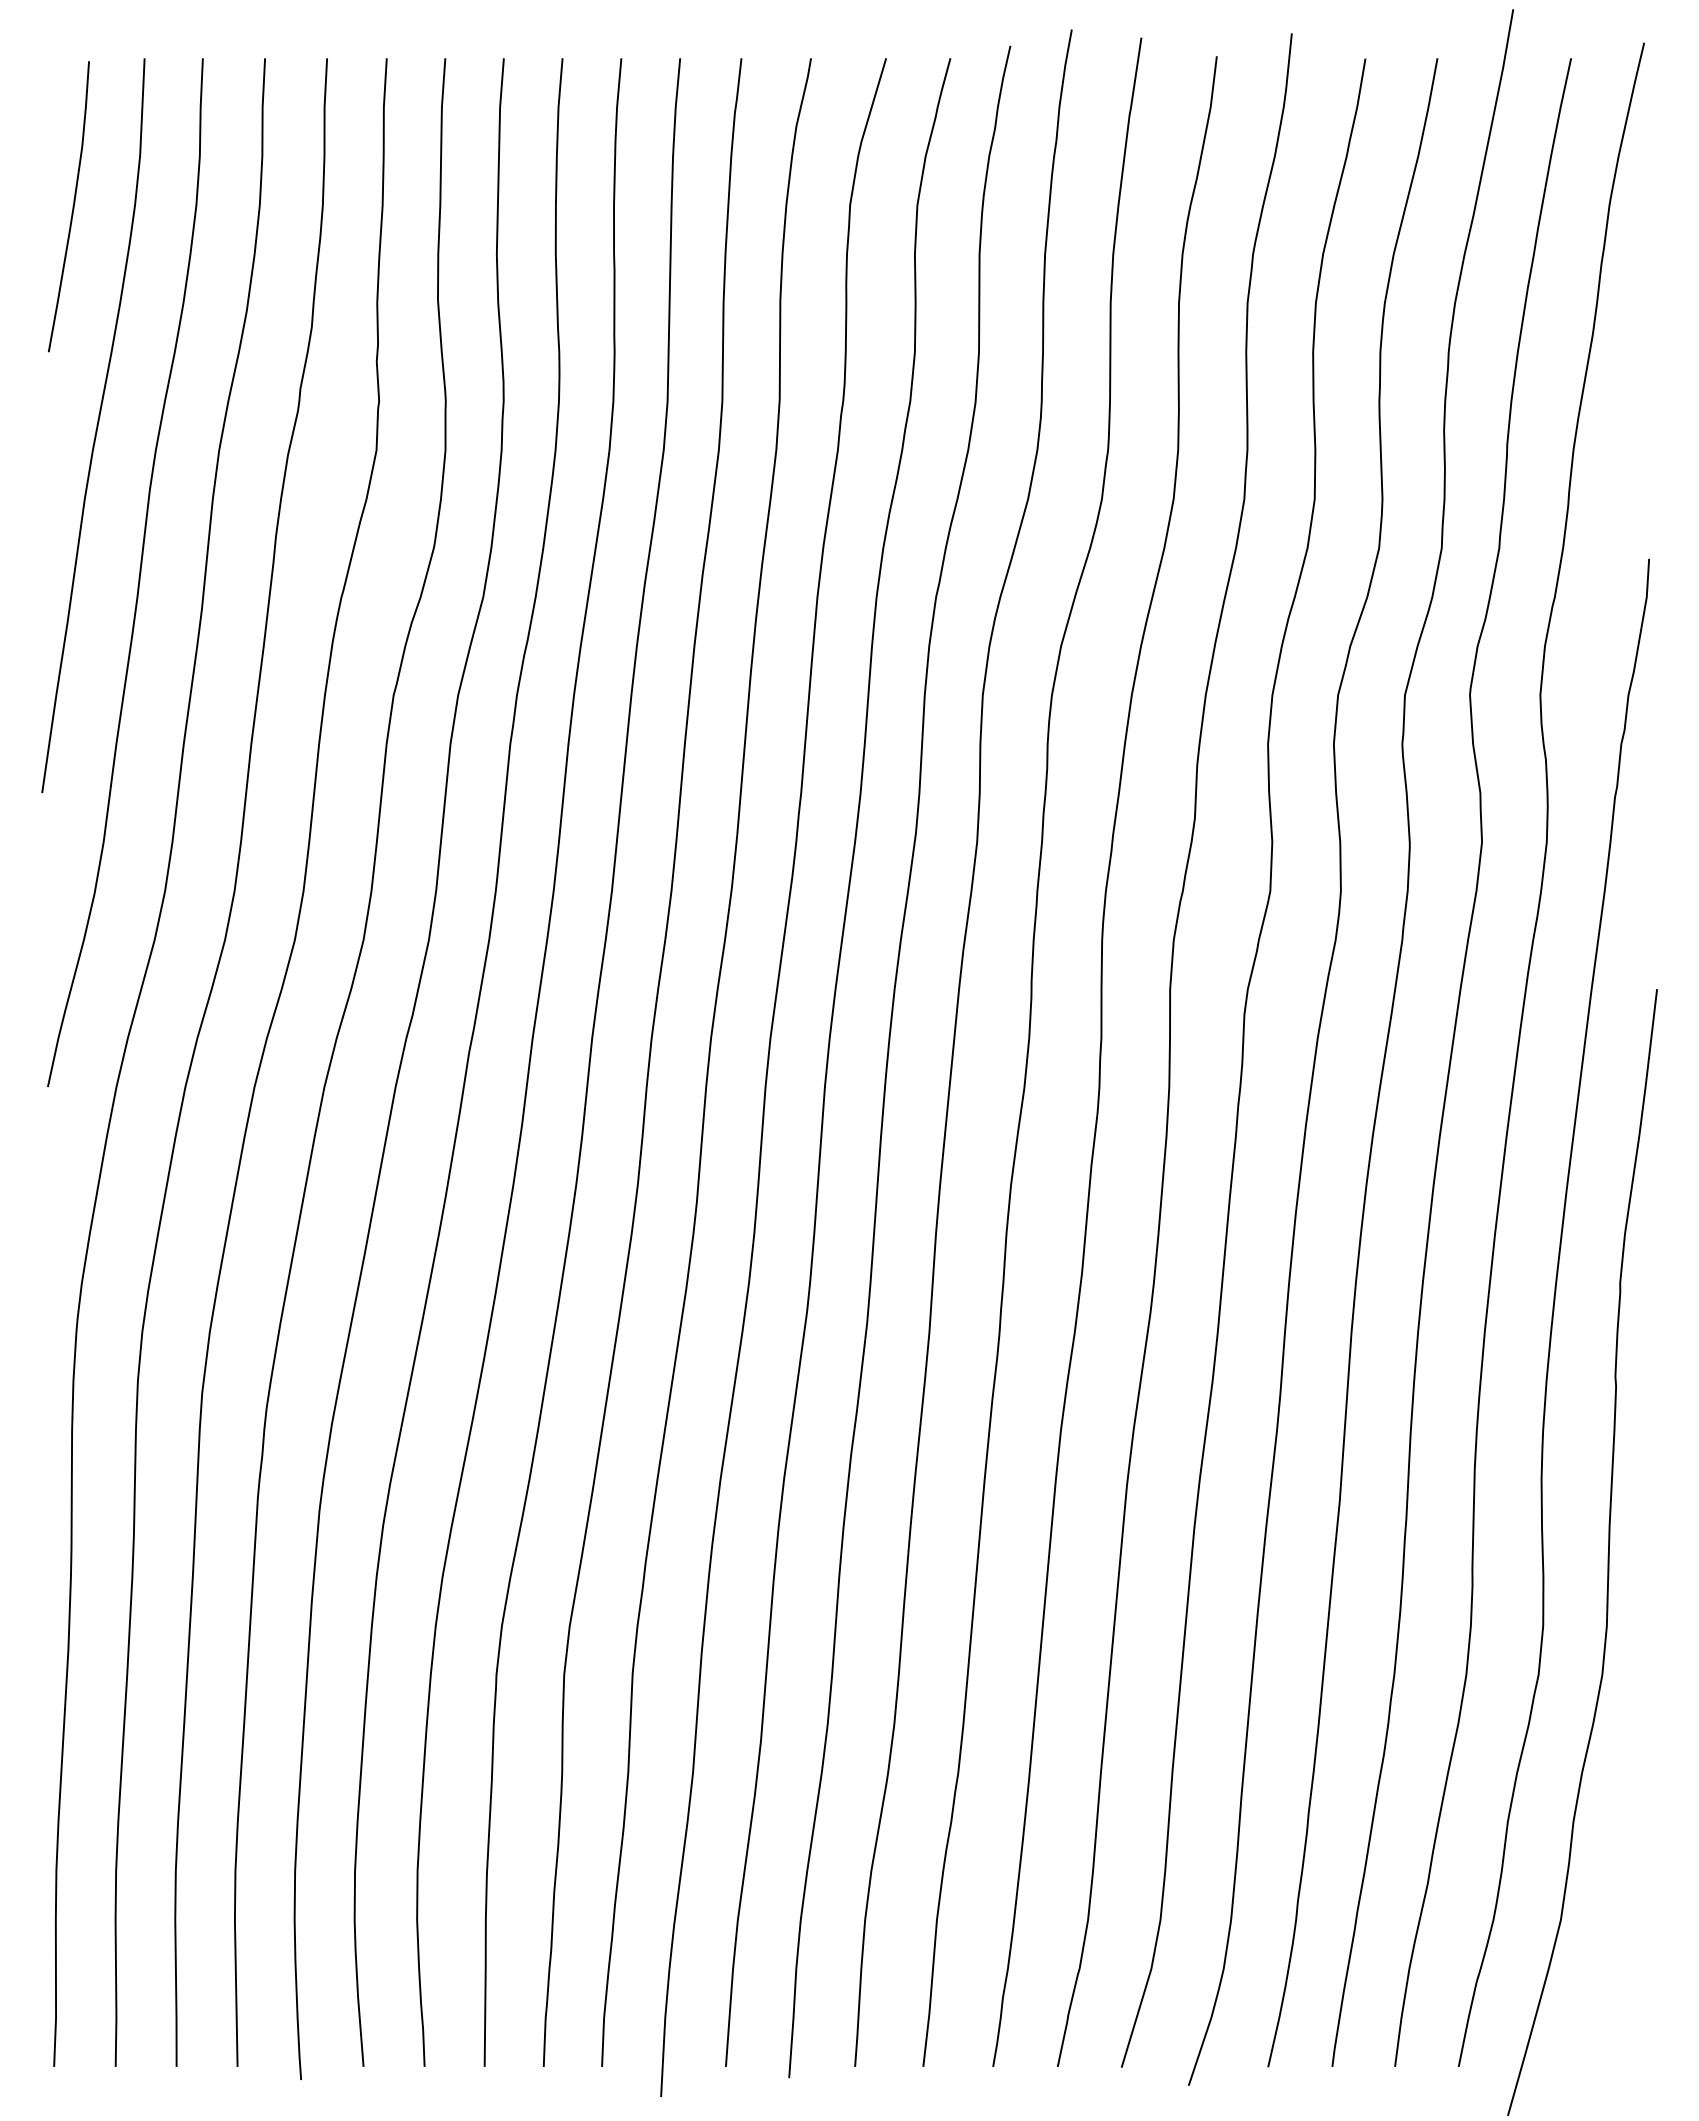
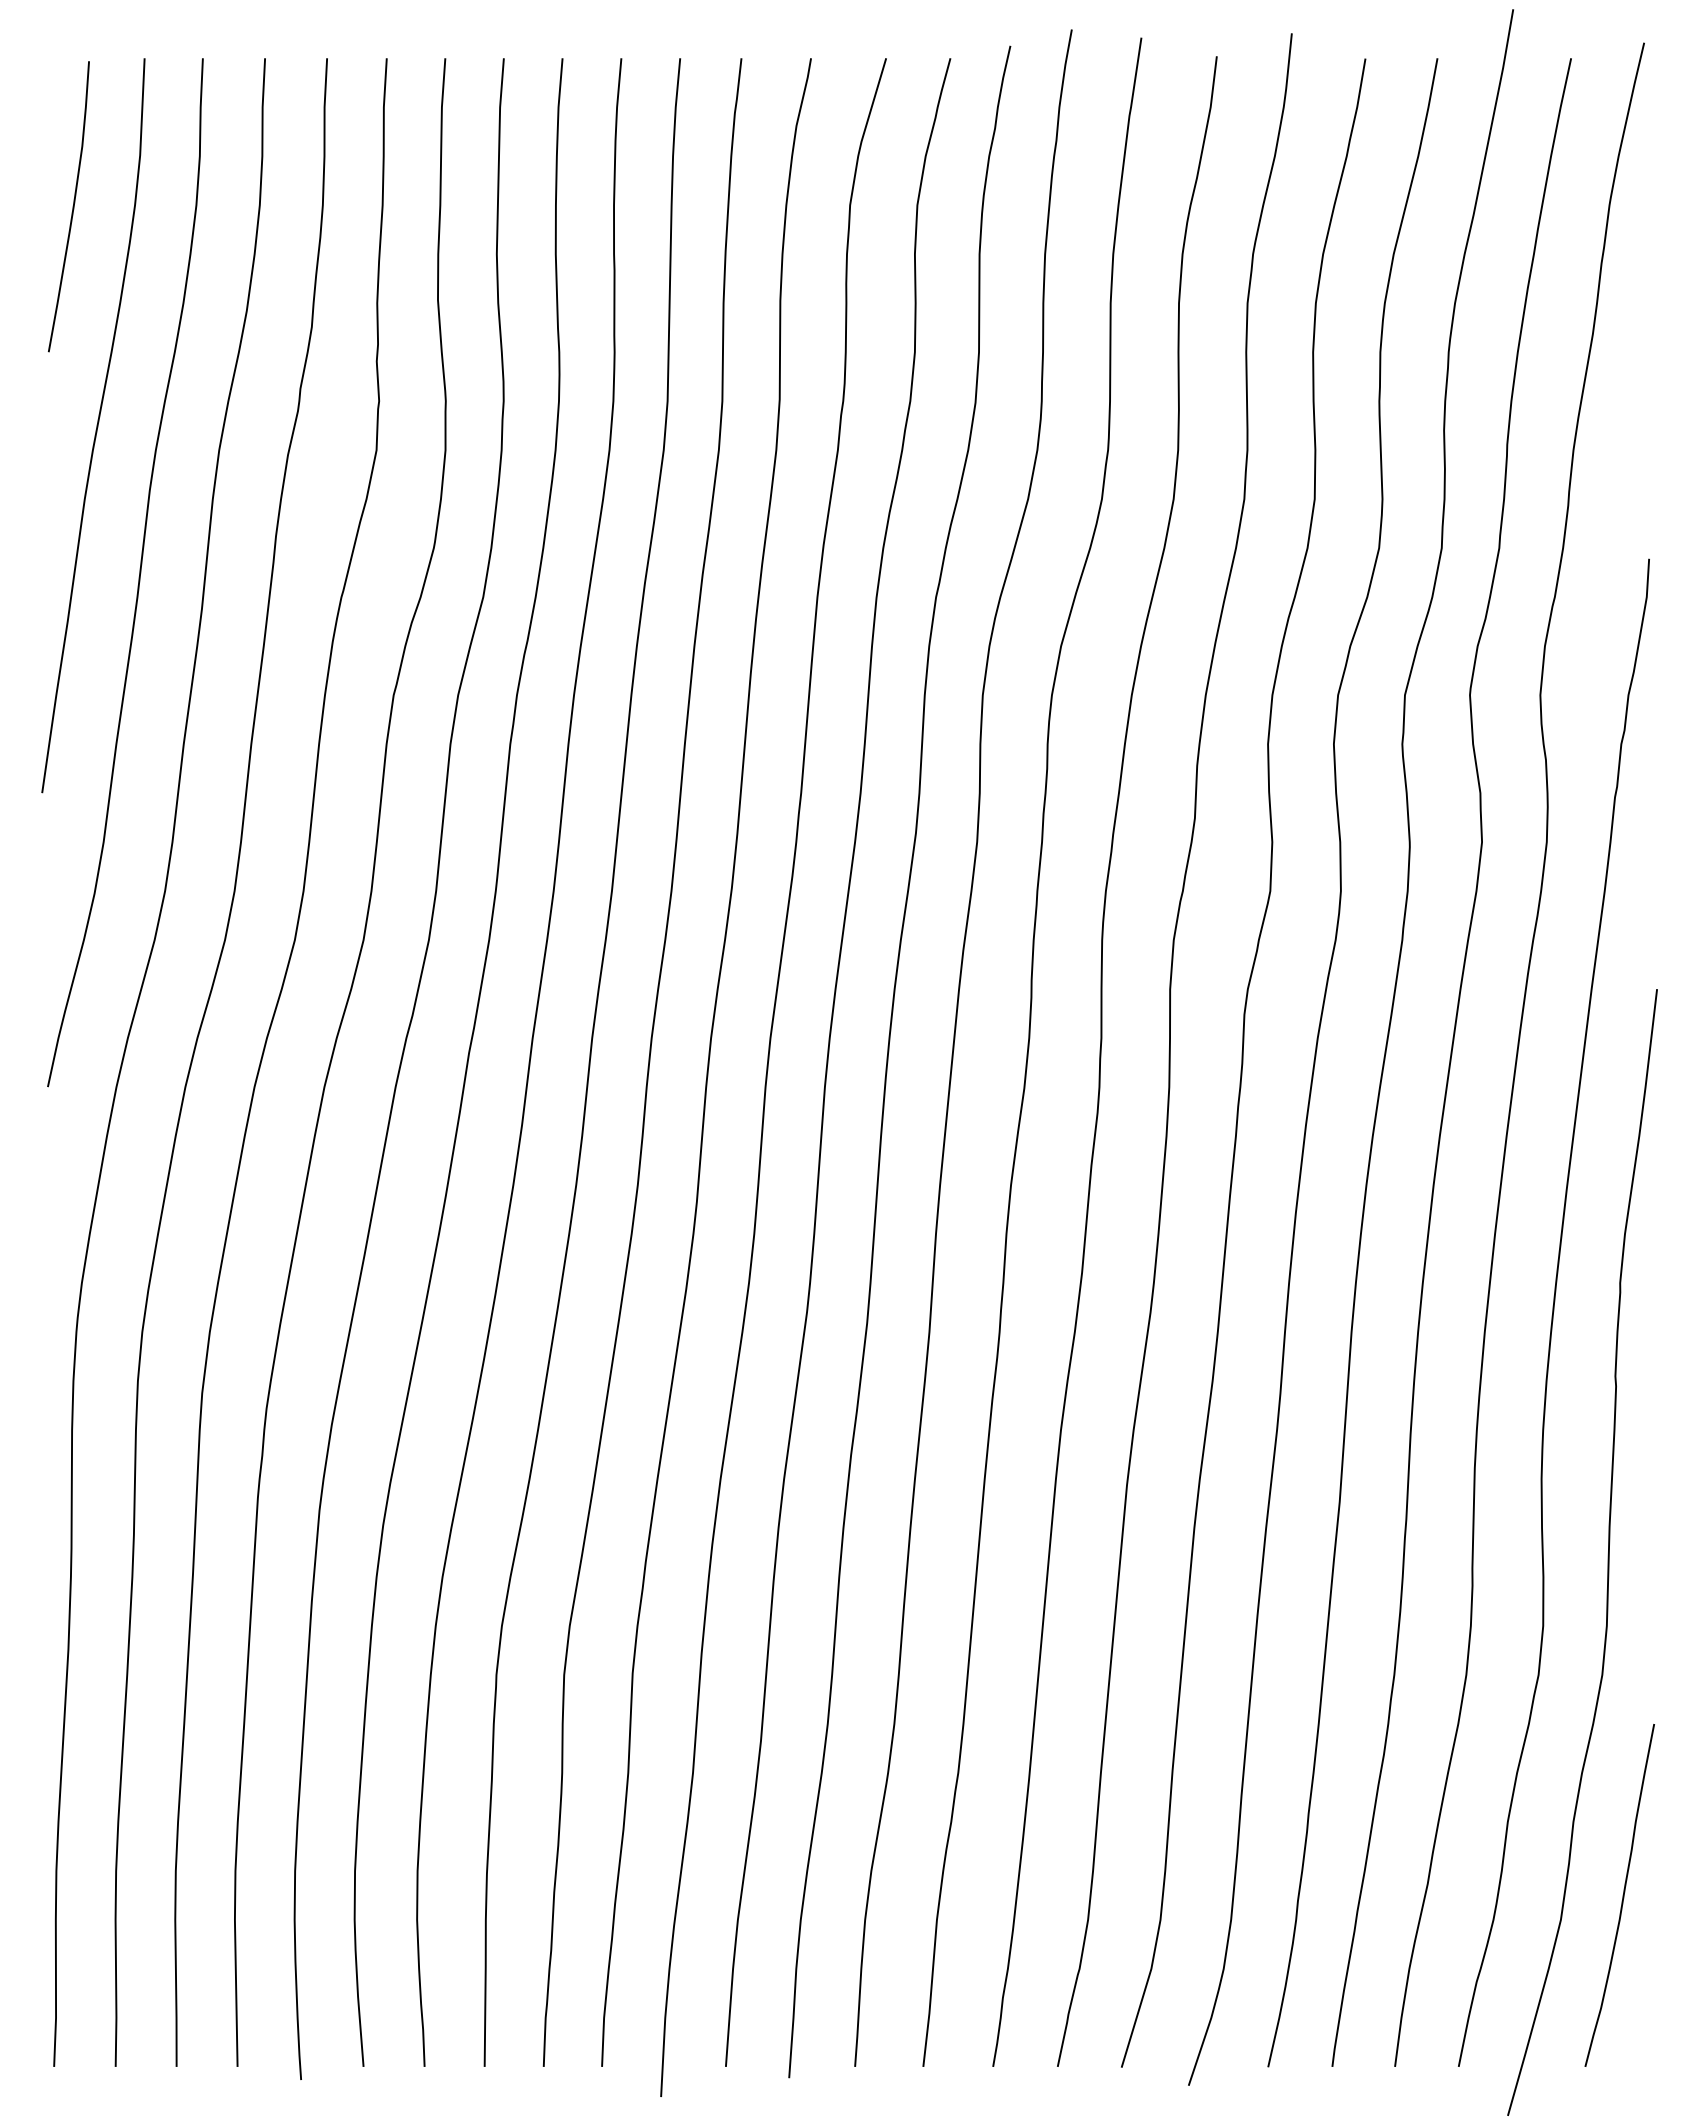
curve: none -> present (1622, 1895)
